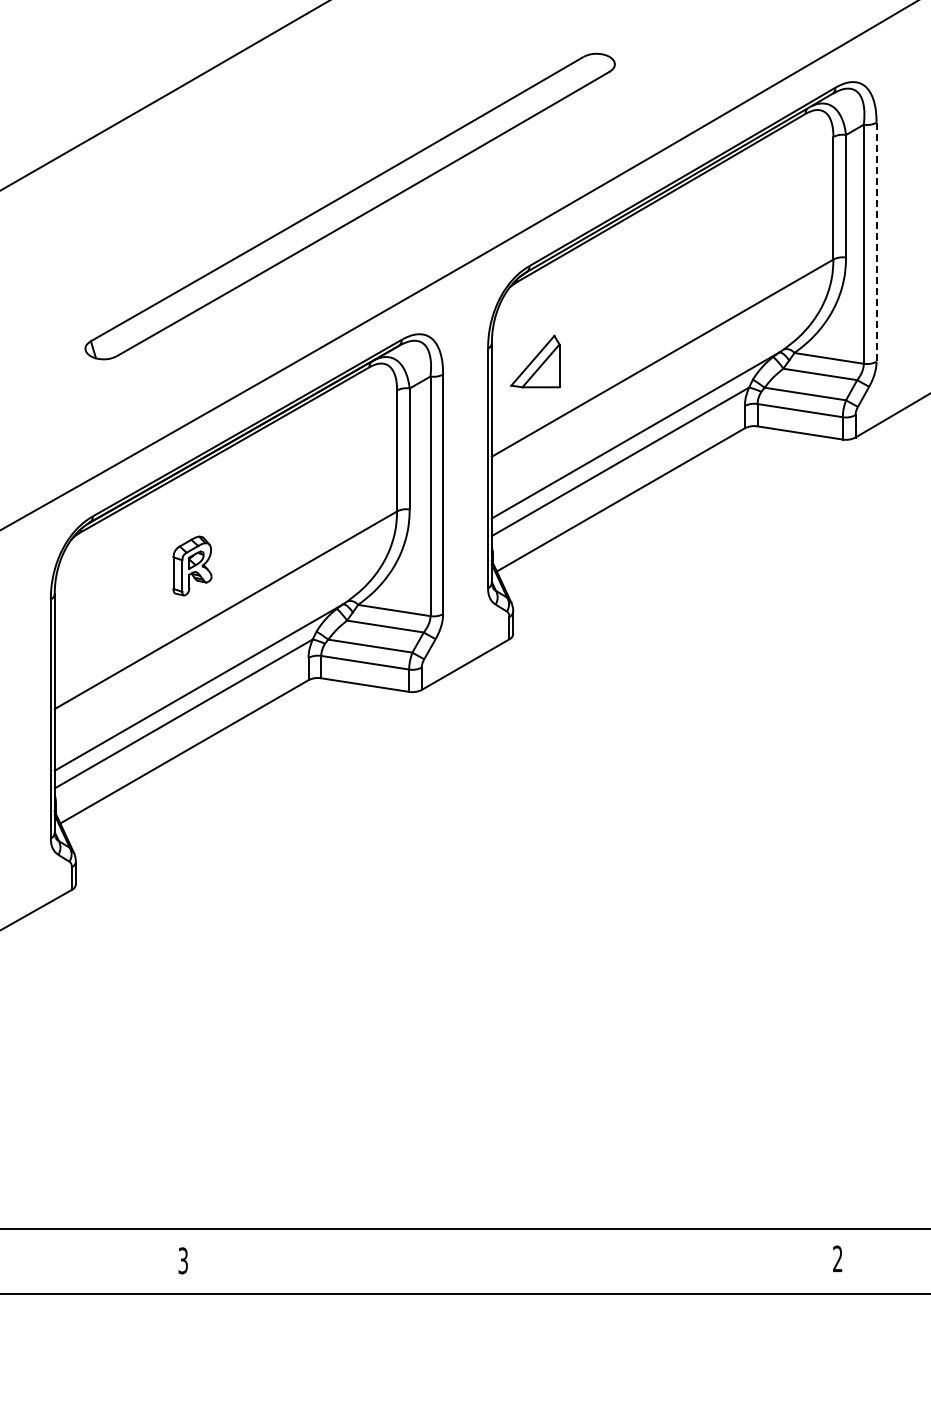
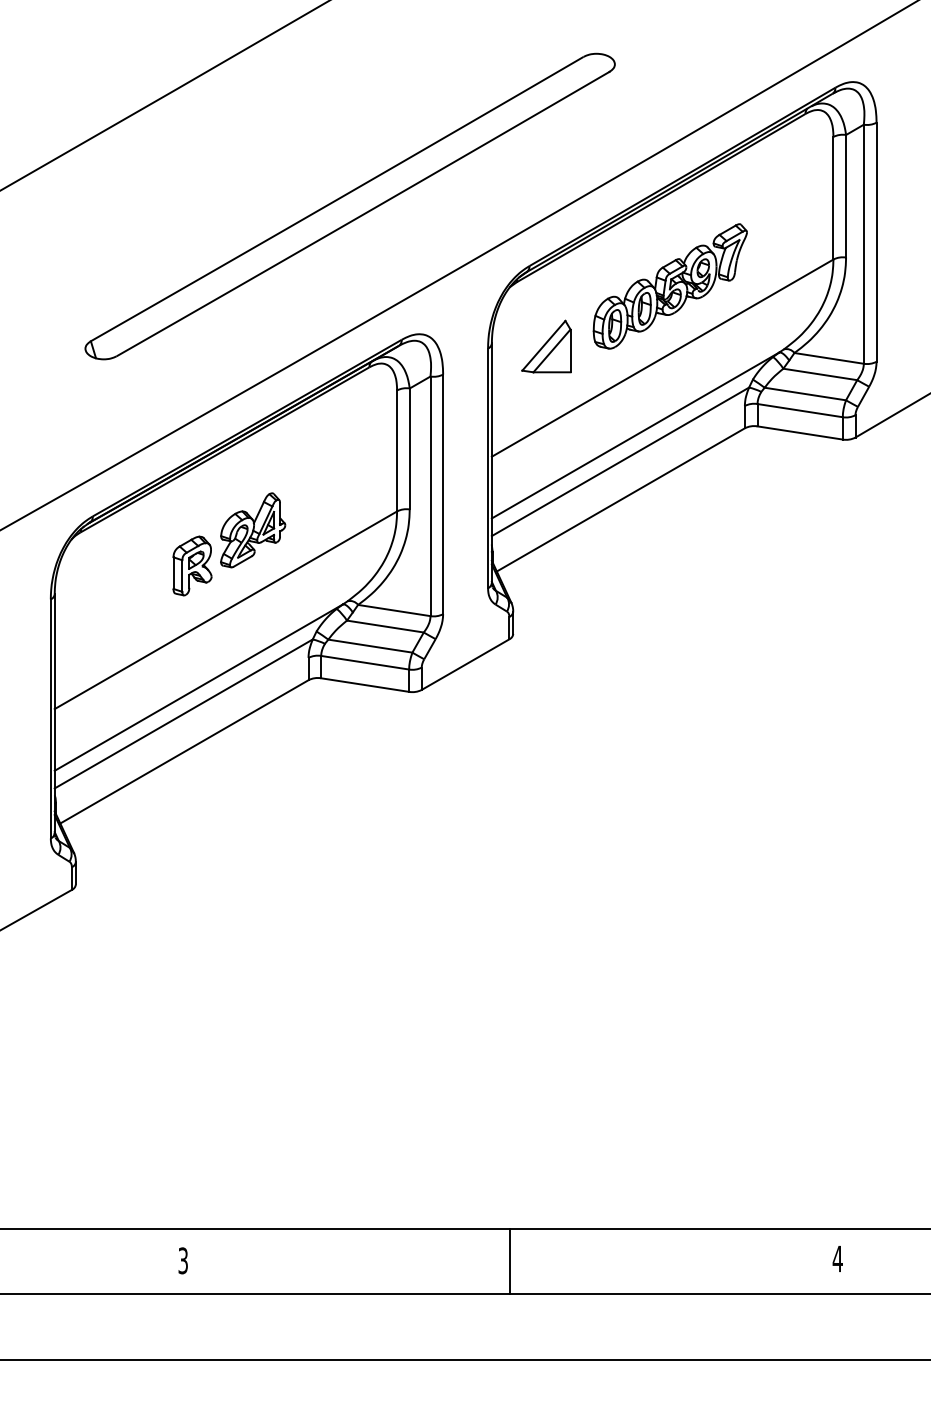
line: dashed -> solid (876, 242)
part: none -> present (669, 286)
part position: (535, 361) -> (546, 346) (546, 346)
part: none -> present (253, 530)
text: 2 -> 4 (837, 1258)
line: none -> present (510, 1261)
line: none -> present (464, 1359)
